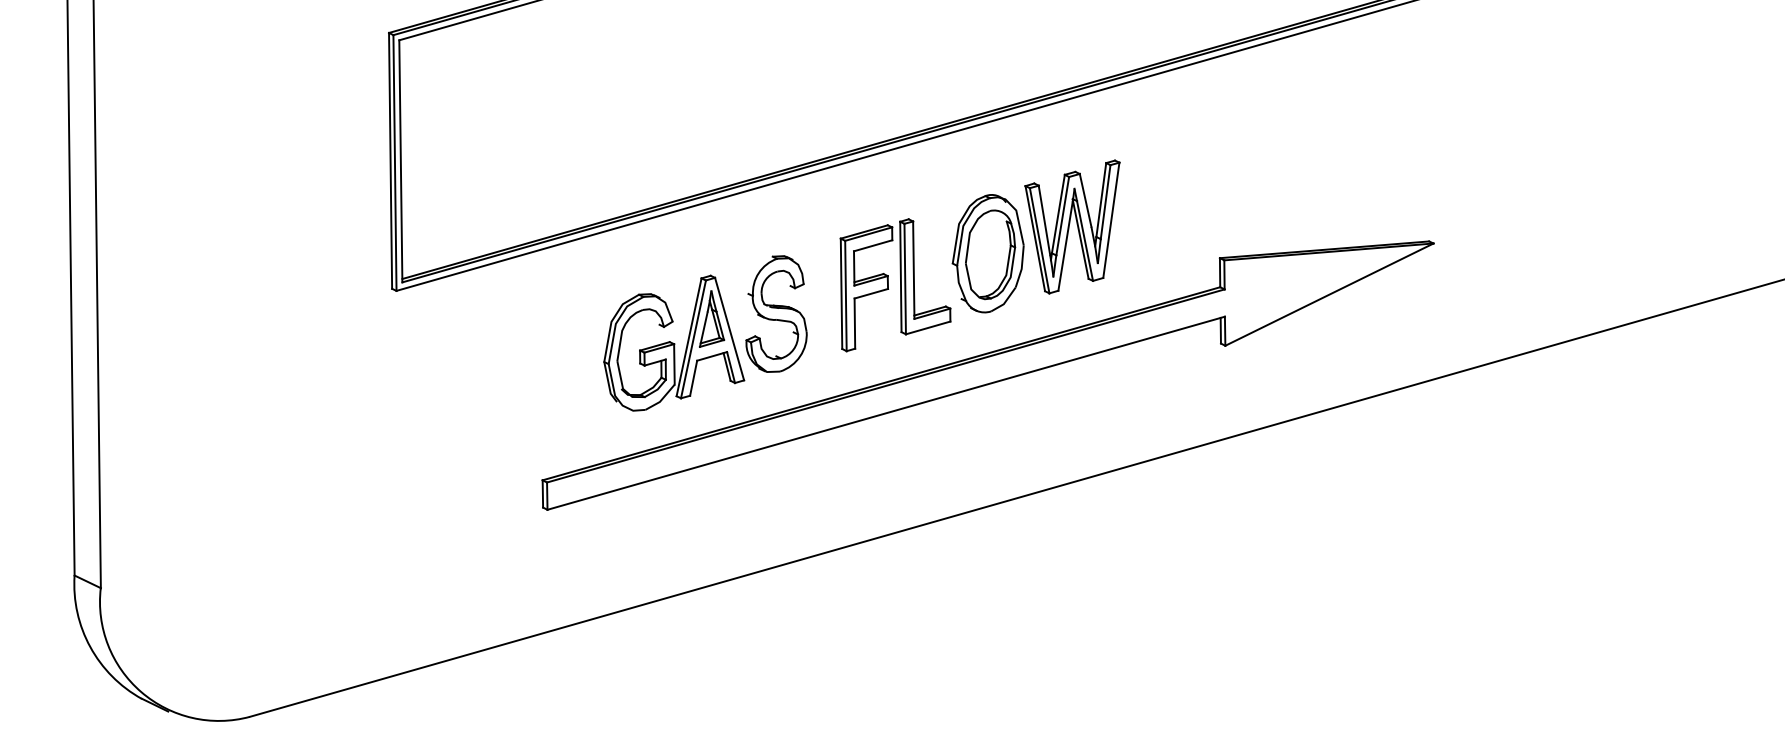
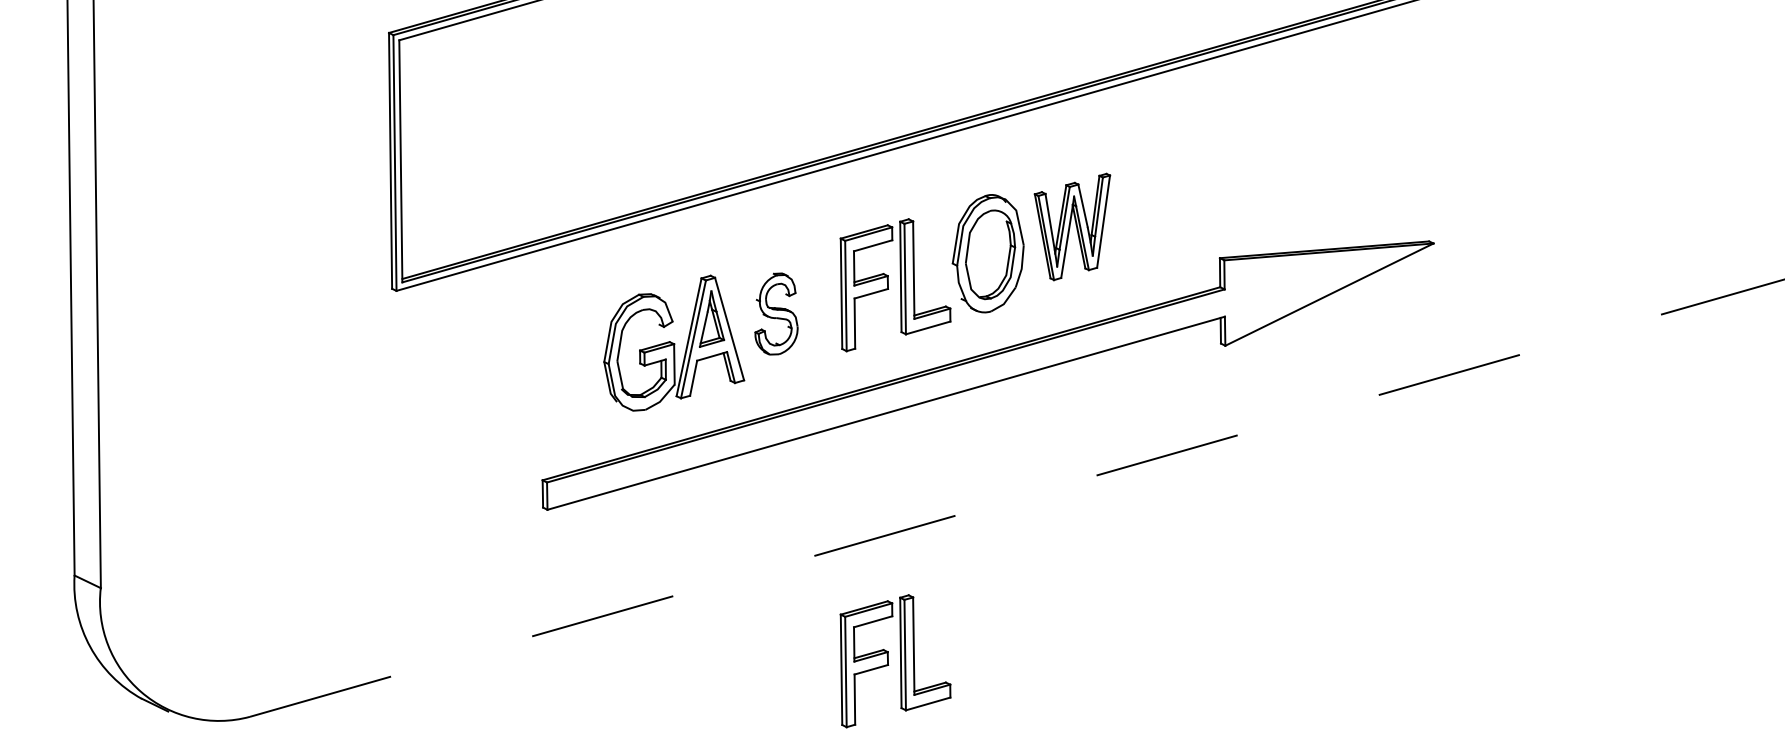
part size: 97x136 px -> 79x110 px (1072, 226)
part size: 63x118 px -> 45x84 px (776, 313)
line: solid -> dashed (1017, 498)
part: none -> present (895, 661)
